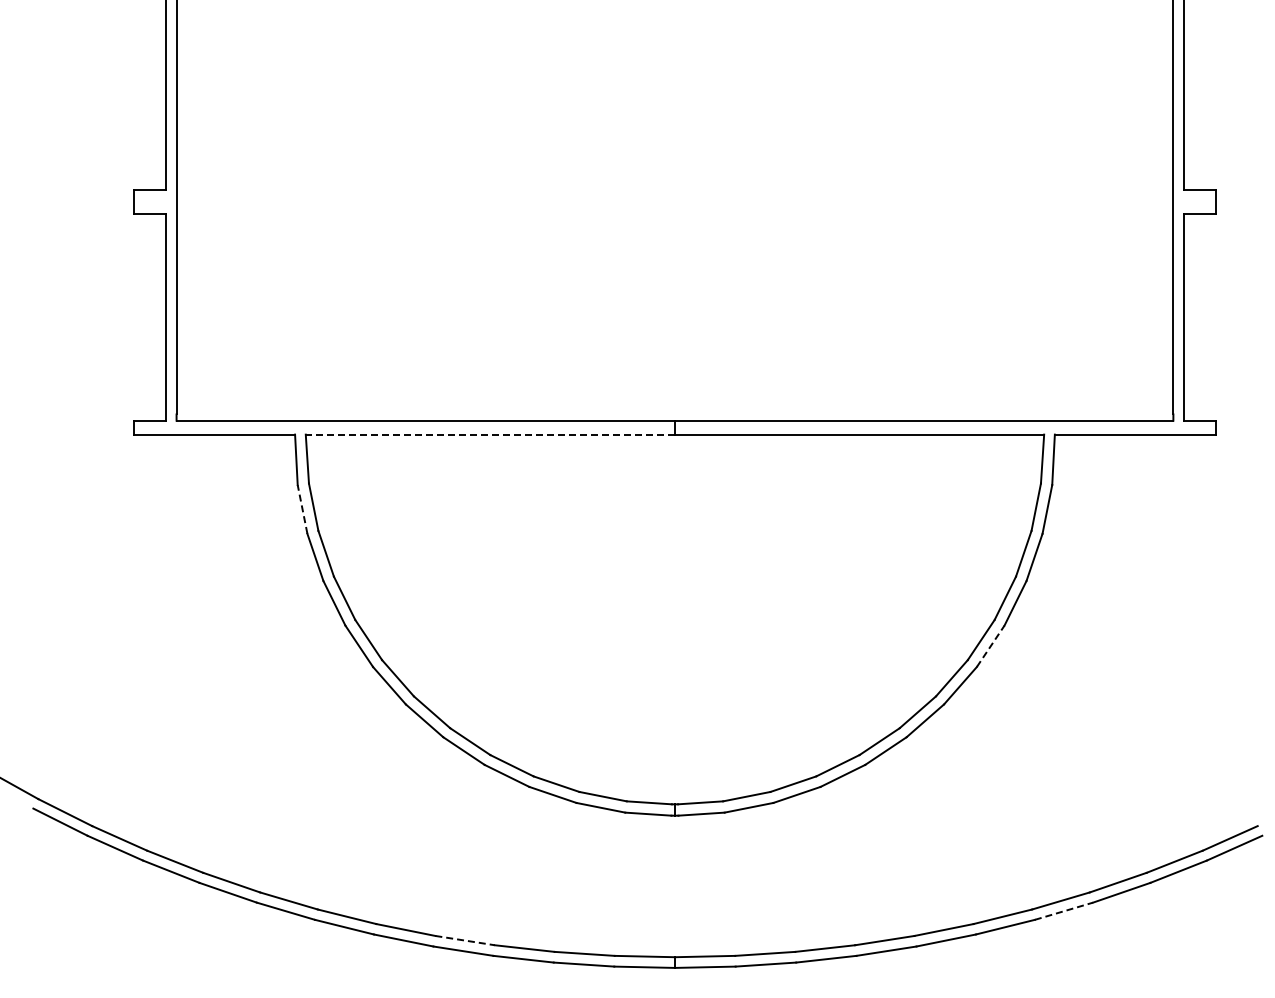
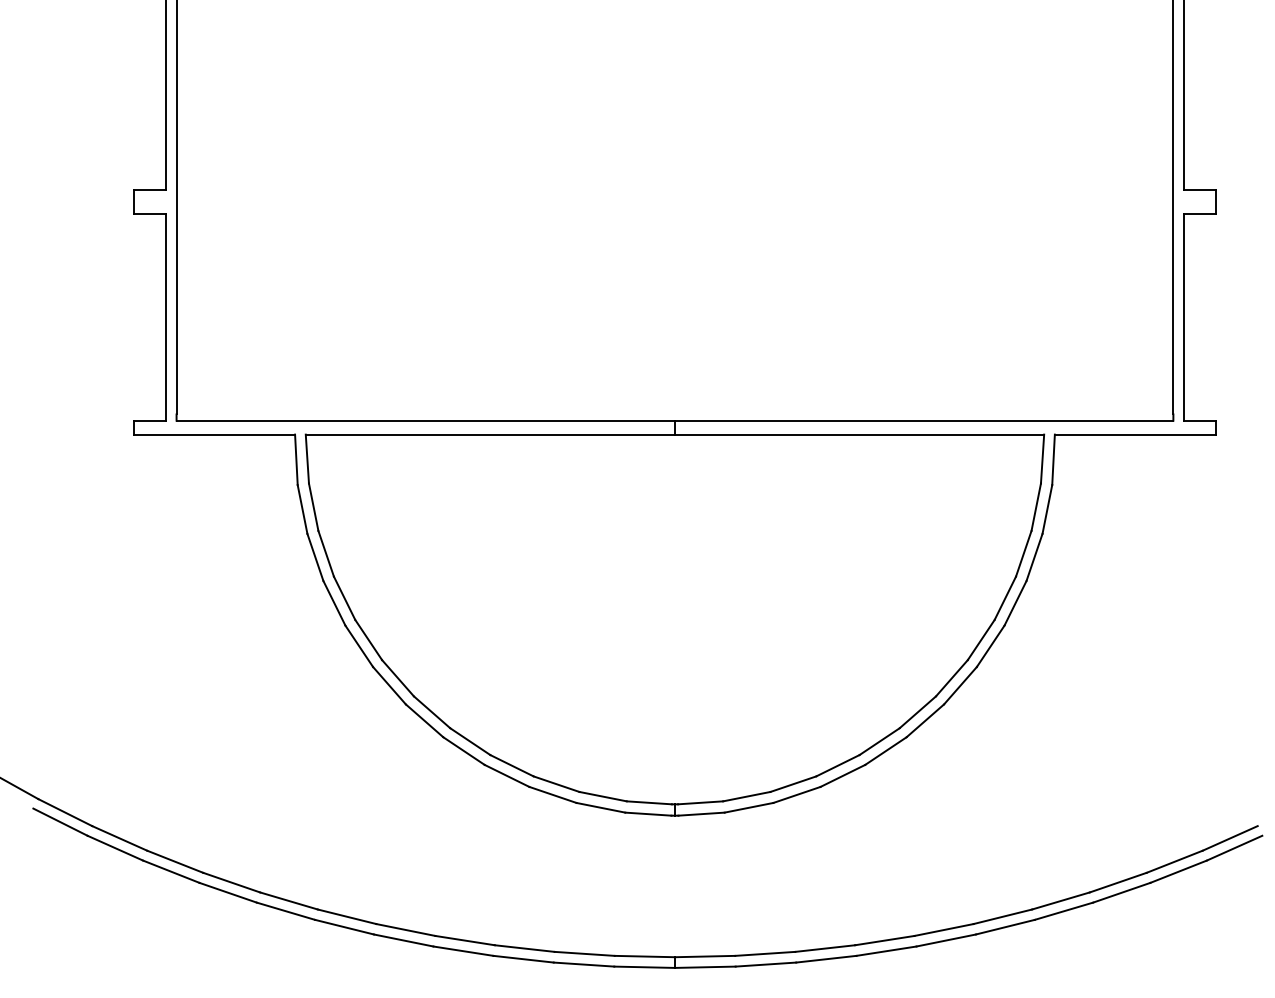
line: dashed -> solid (490, 434)
line: dashed -> solid (302, 509)
line: dashed -> solid (990, 646)
line: dashed -> solid (1064, 911)
line: dashed -> solid (465, 940)
